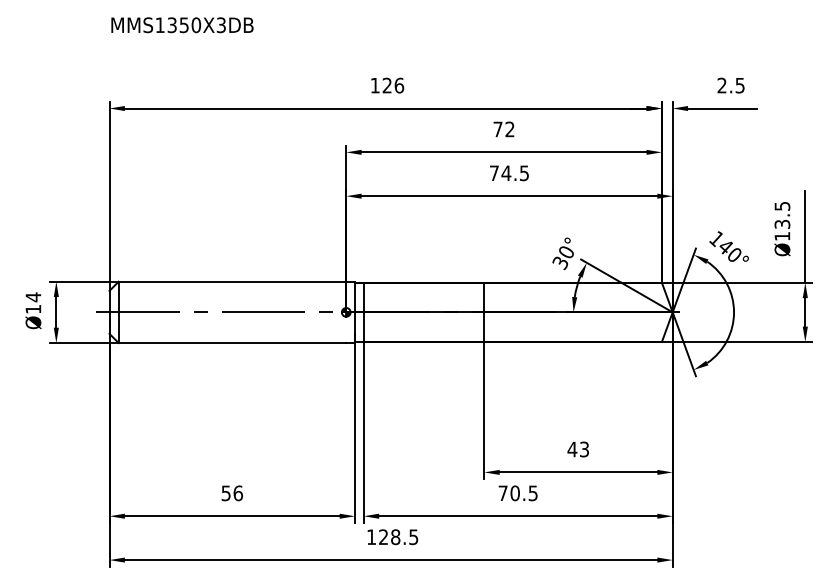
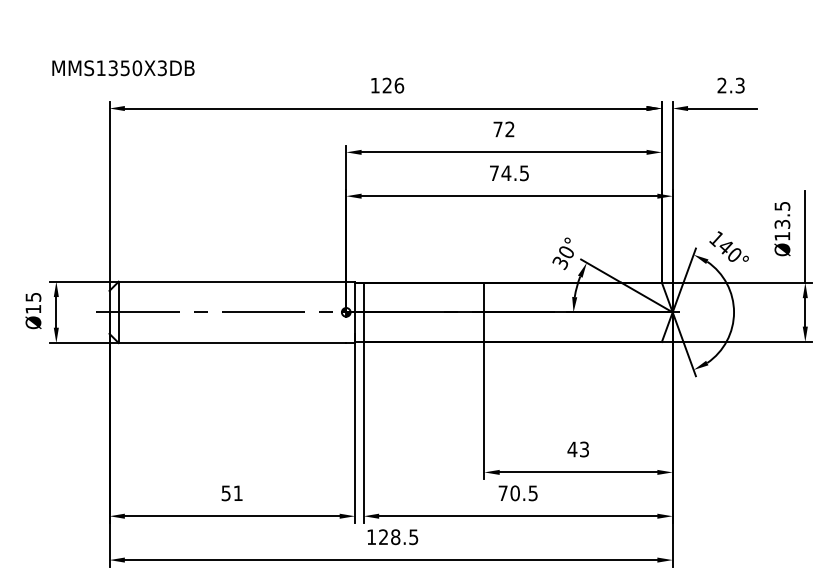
text position: (182, 25) -> (123, 68) (123, 68)
text: 2.5 -> 2.3 (740, 84)
text: Ø14 -> Ø15 (33, 297)
text: 56 -> 51 (238, 493)
